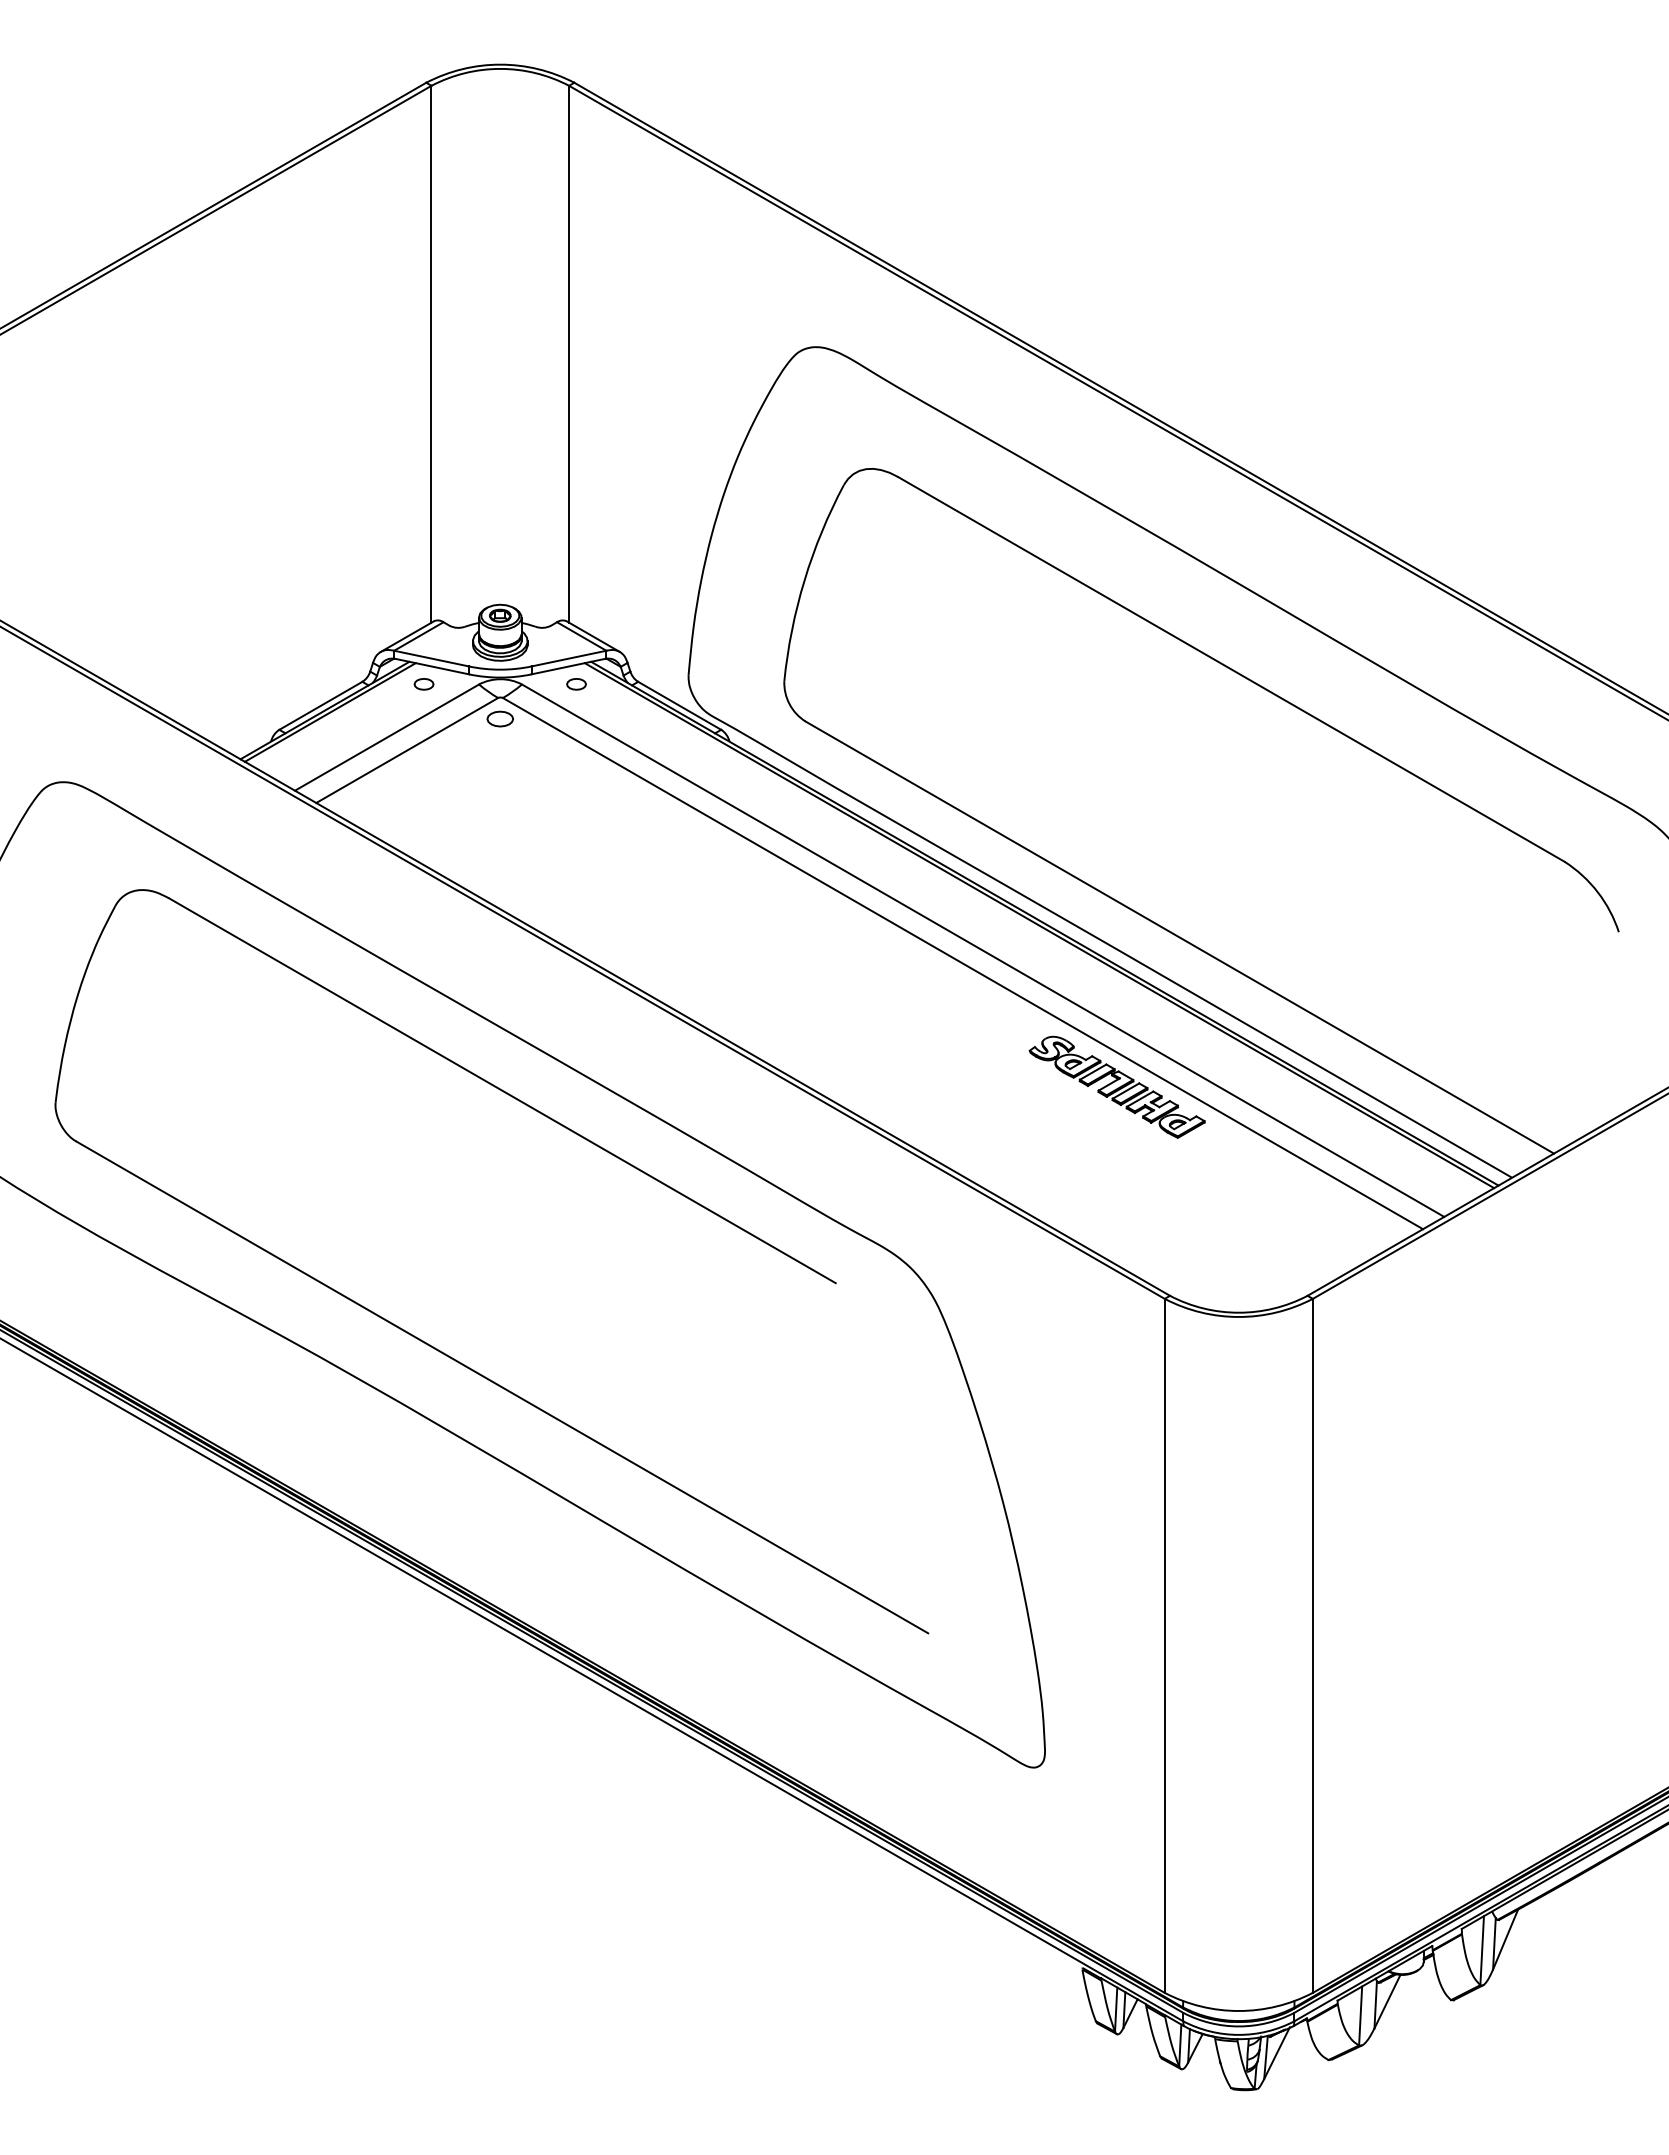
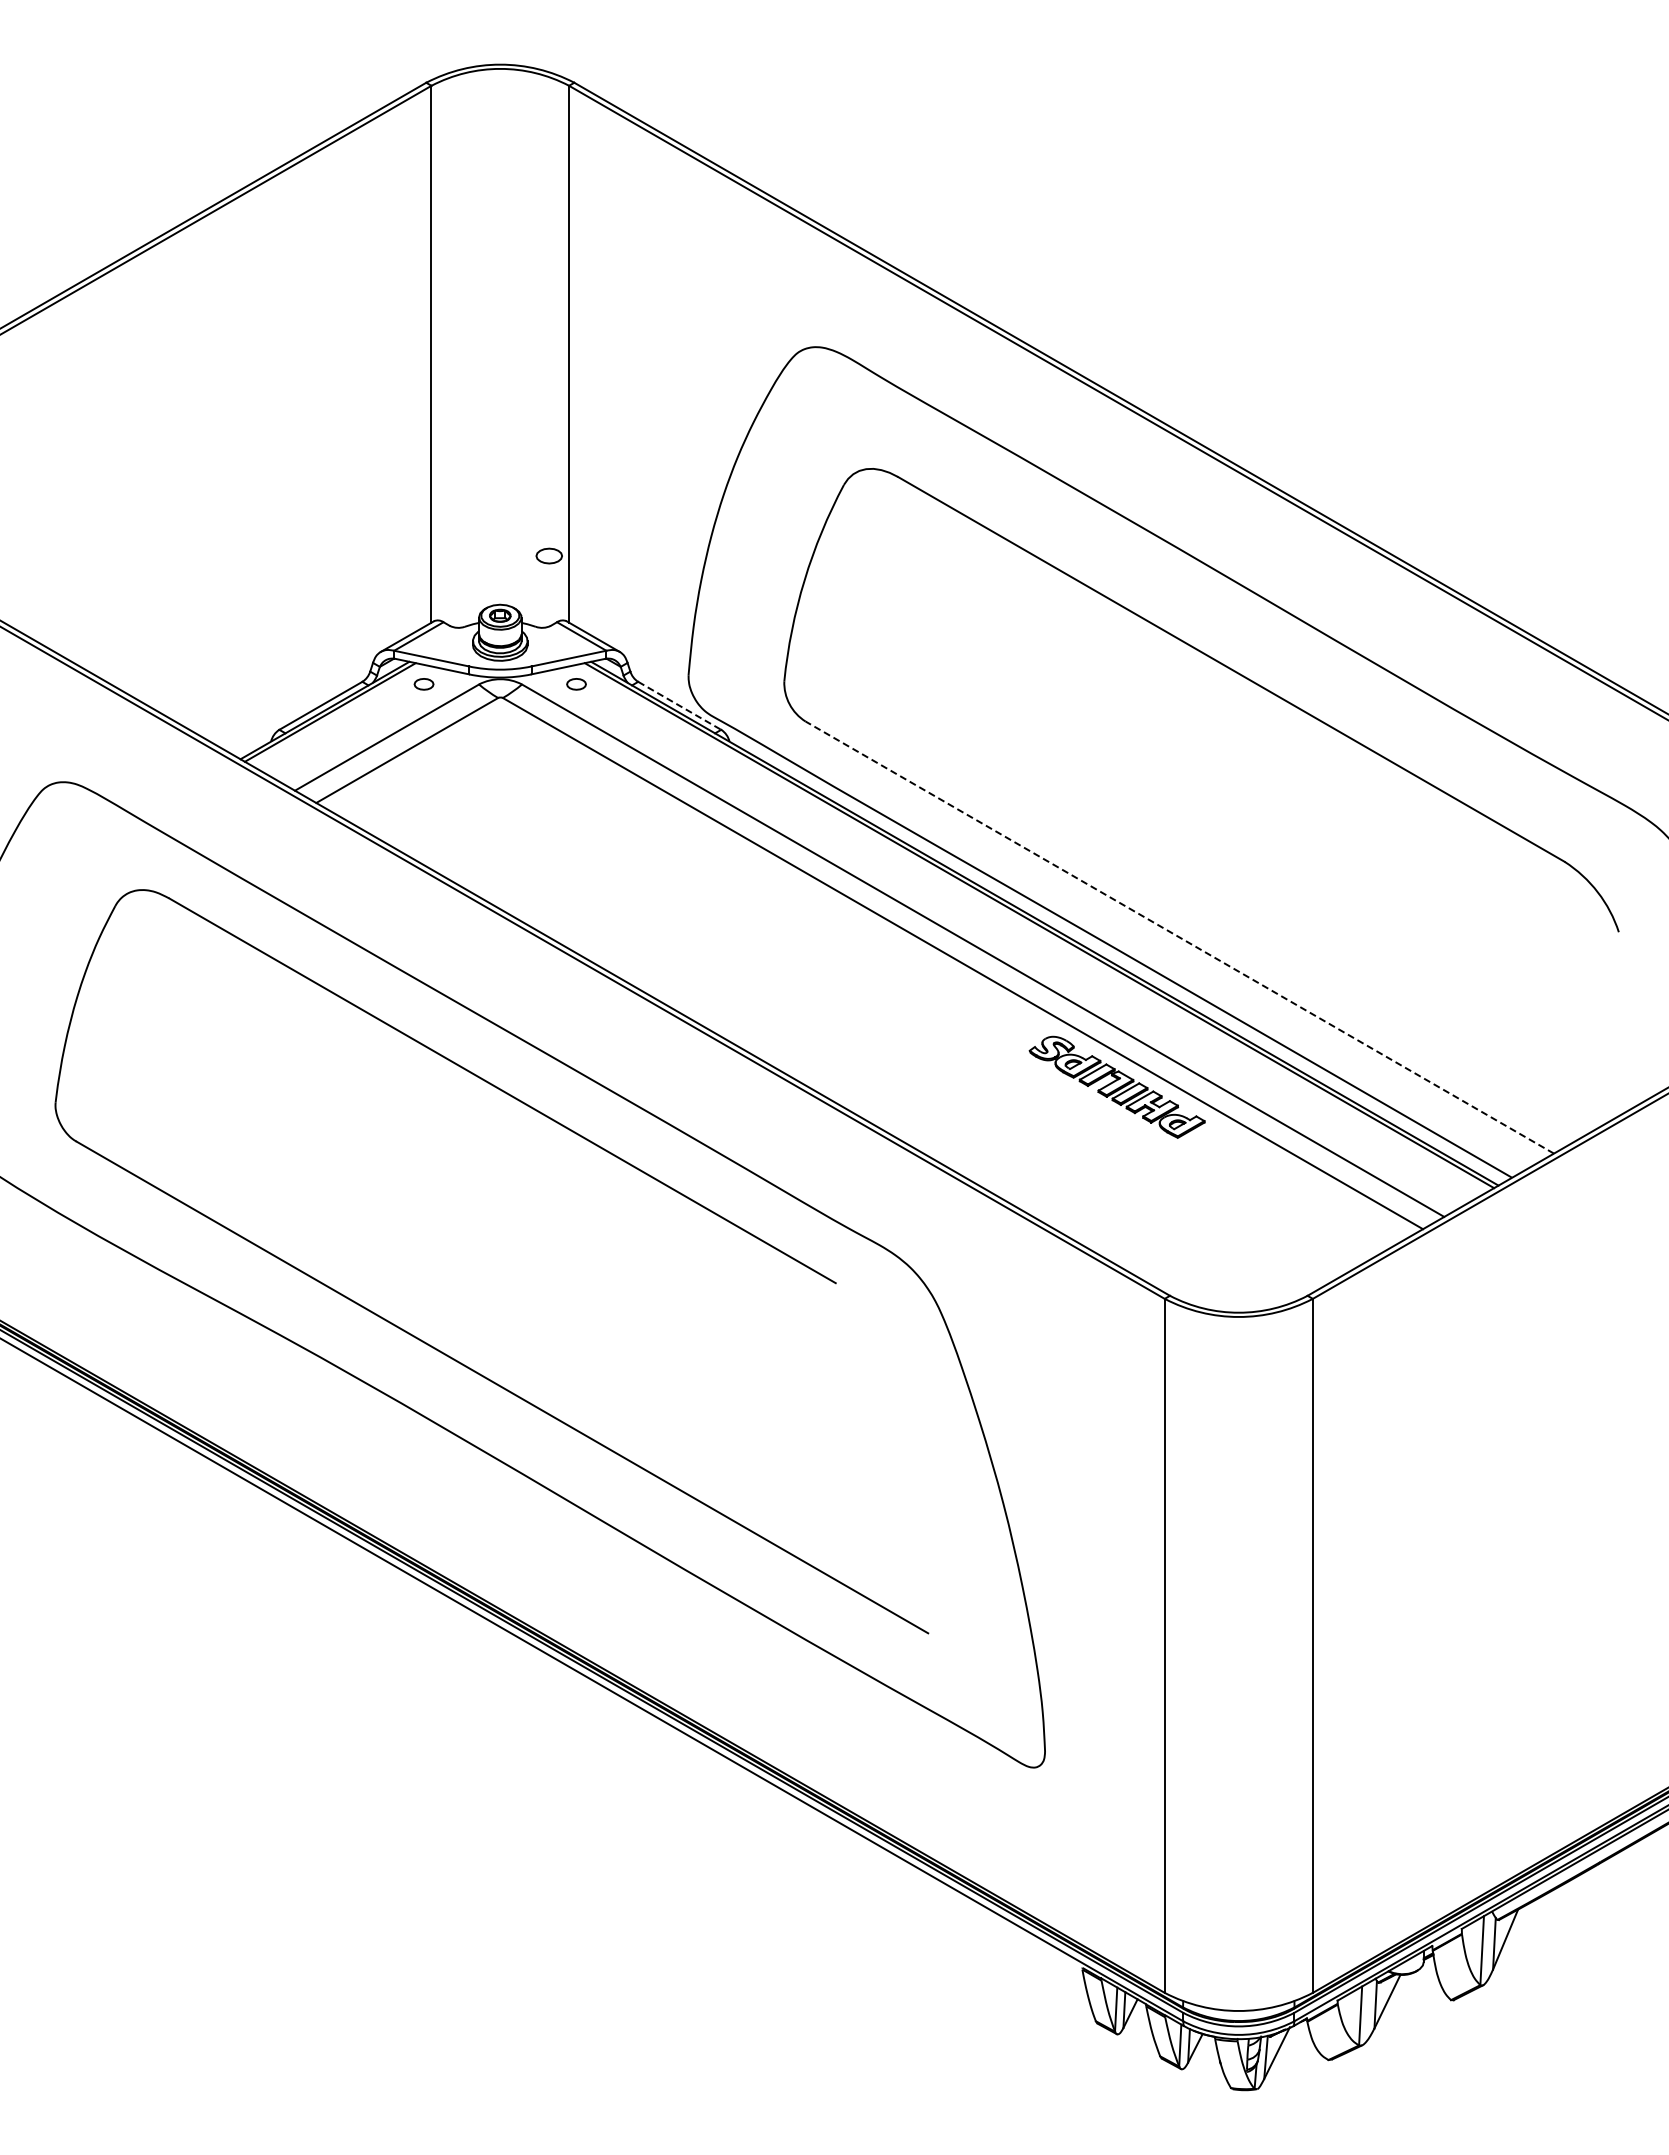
line: solid -> dashed (679, 705)
part position: (499, 718) -> (548, 555) (548, 555)
line: solid -> dashed (1179, 937)
